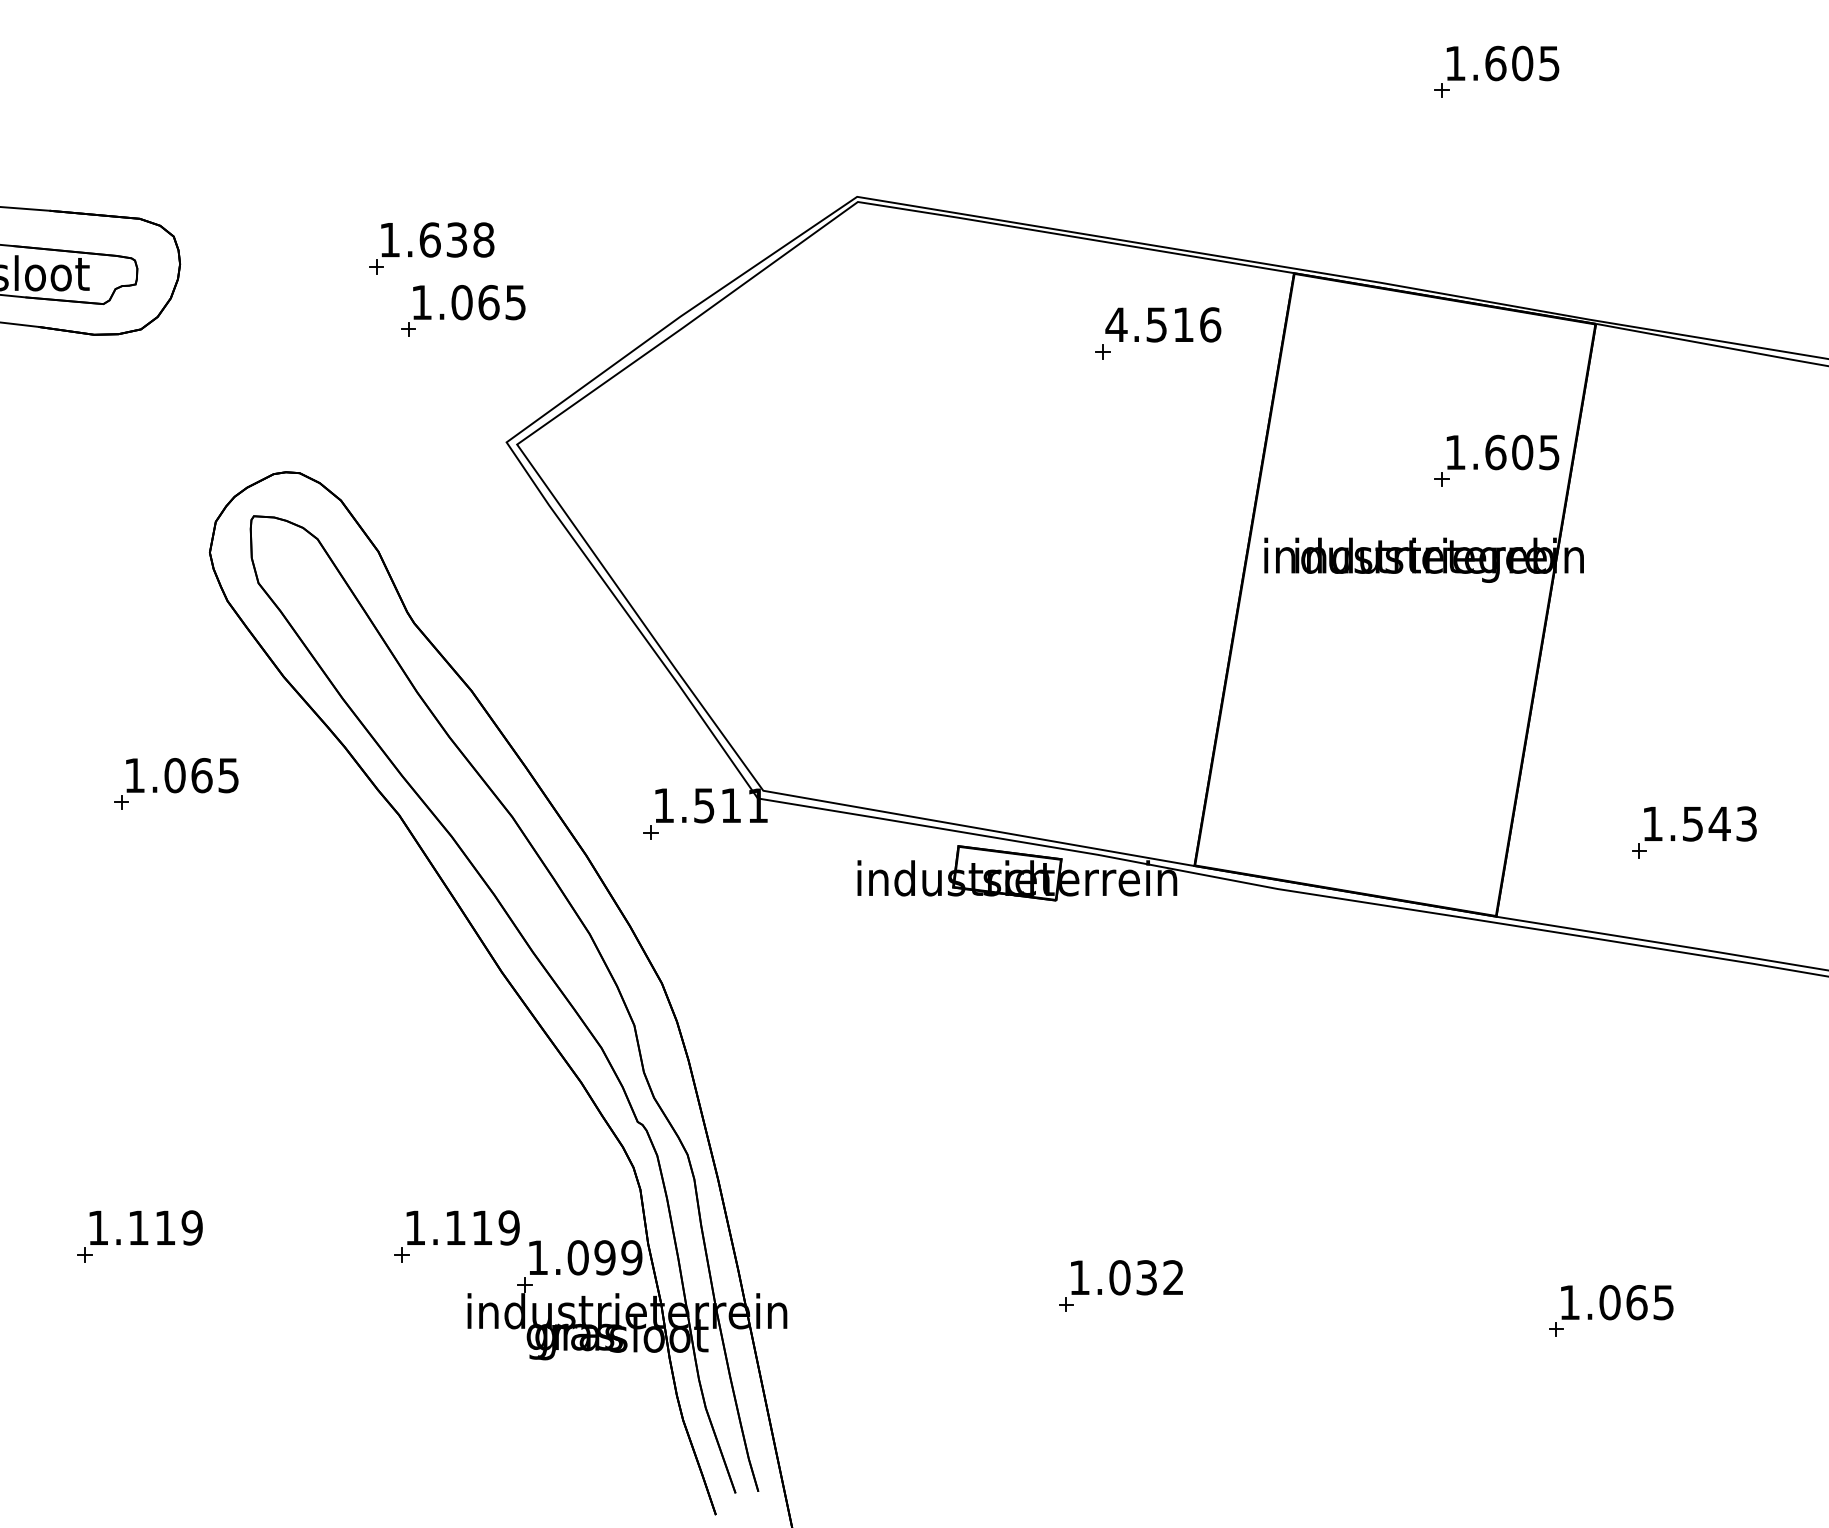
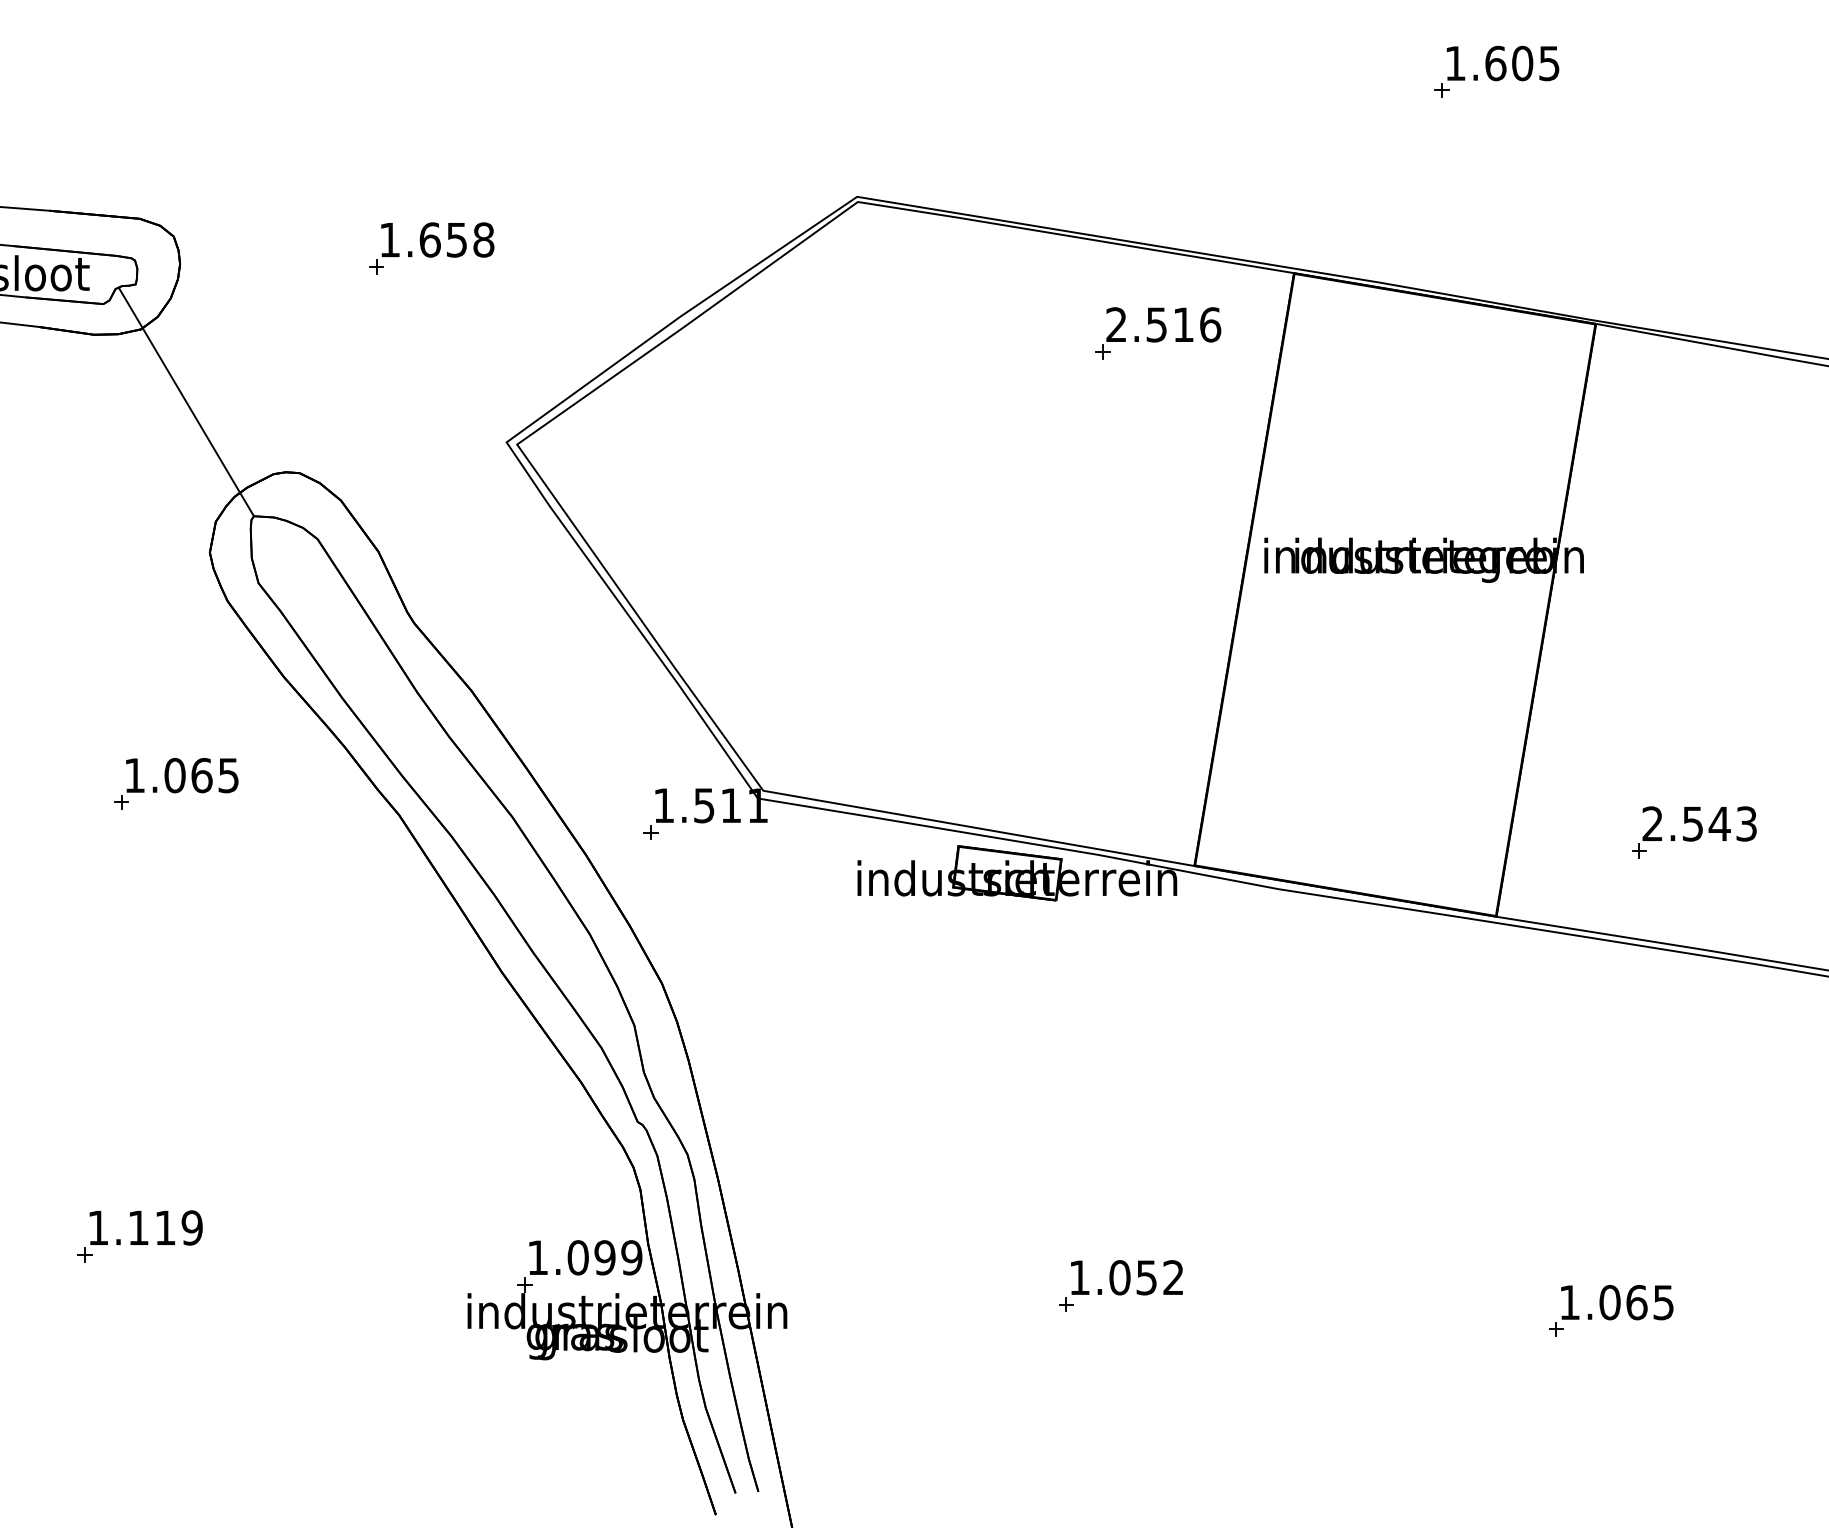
text: 1.638 -> 1.658 (457, 239)
part: present -> none (463, 310)
text: 4.516 -> 2.516 (1116, 324)
line: none -> present (185, 401)
part: present -> none (1496, 460)
text: 1.543 -> 2.543 (1652, 823)
part: present -> none (456, 1236)
text: 1.032 -> 1.052 (1146, 1277)
